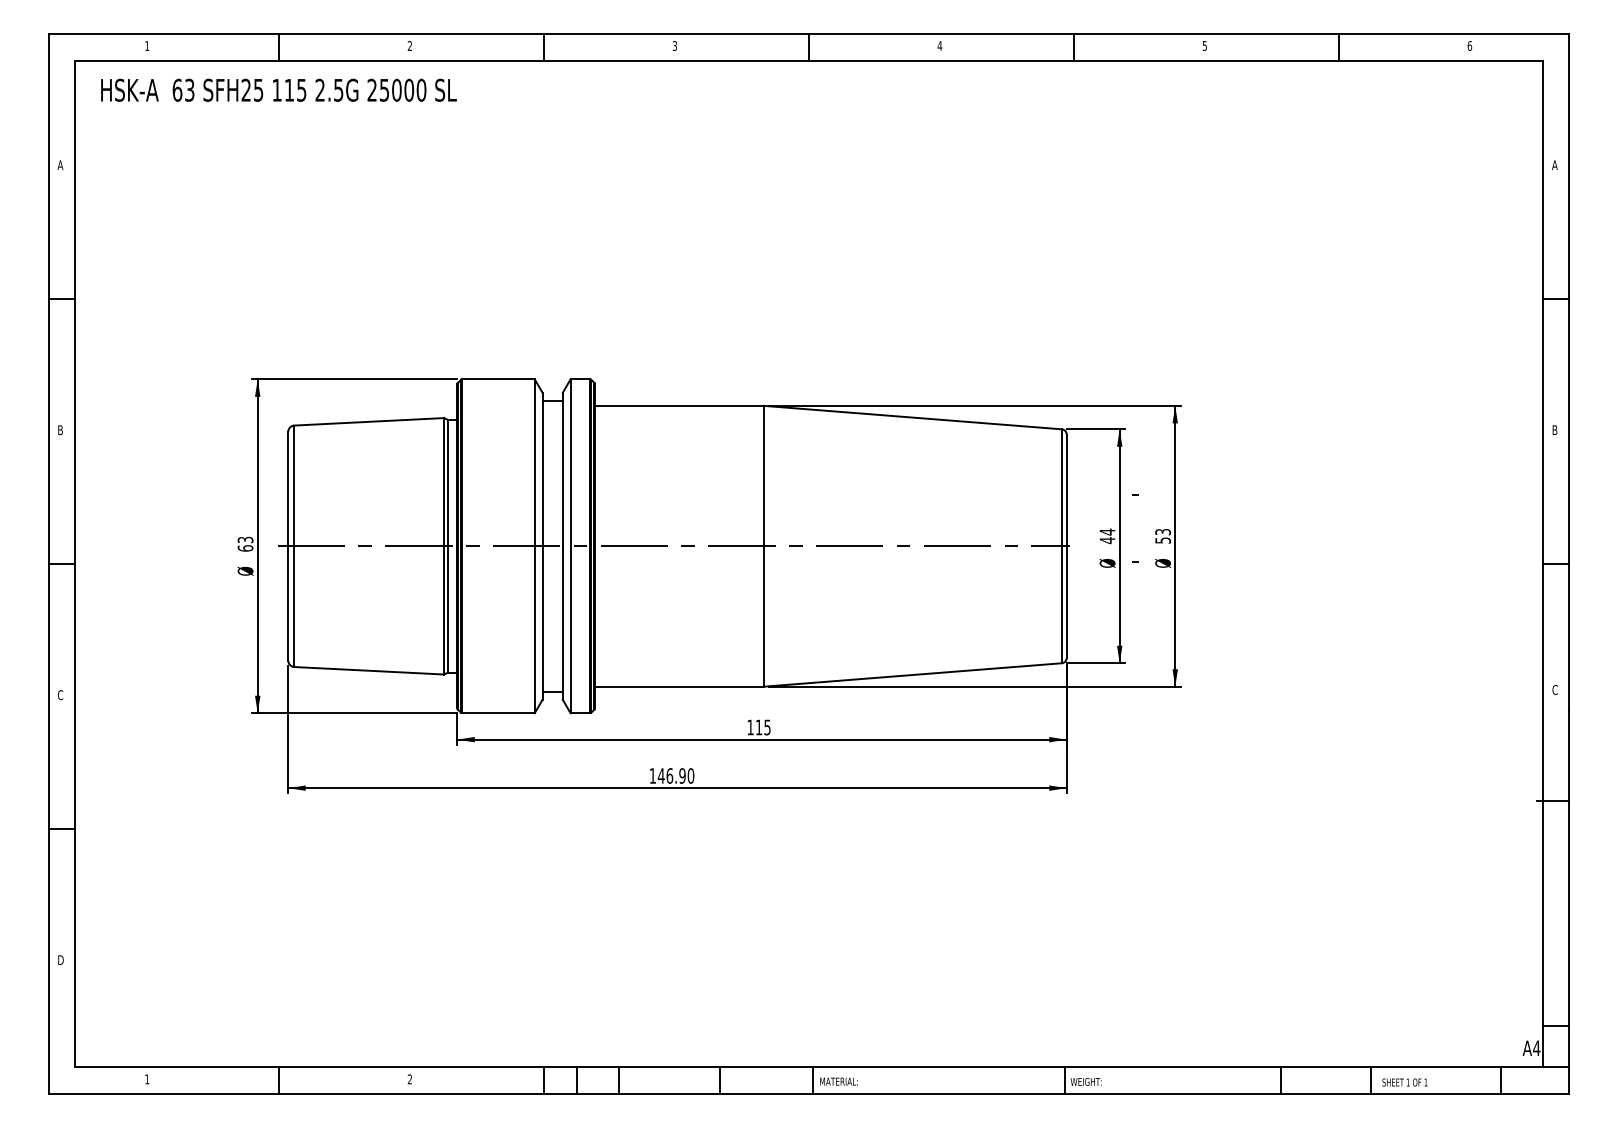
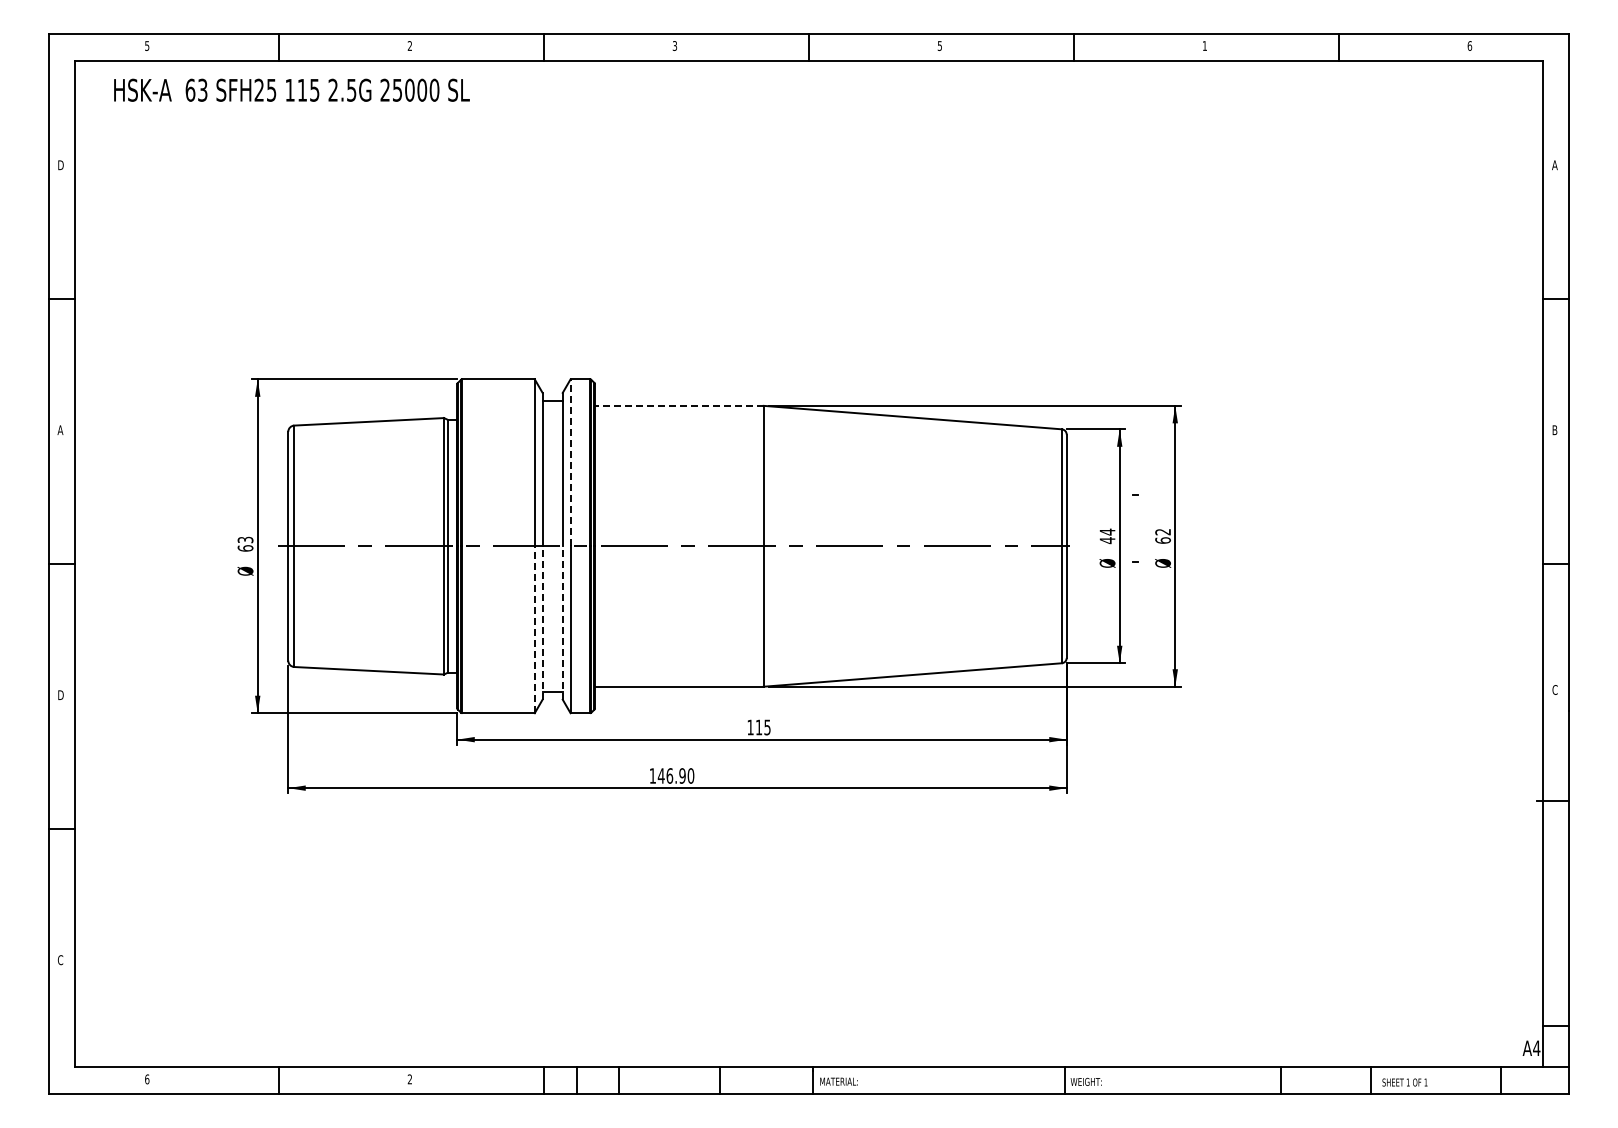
text: 1 -> 5 (147, 45)
text: 4 -> 5 (939, 46)
text: 5 -> 1 (1204, 46)
text position: (278, 89) -> (291, 89) (291, 89)
text: A -> D (60, 165)
line: solid -> dashed (678, 405)
text: B -> A (60, 430)
line: solid -> dashed (570, 462)
text: 53 -> 62 (1163, 536)
line: solid -> dashed (542, 622)
line: solid -> dashed (562, 622)
line: solid -> dashed (534, 629)
text: C -> D (60, 695)
text: D -> C (60, 960)
text: 1 -> 6 (147, 1079)
